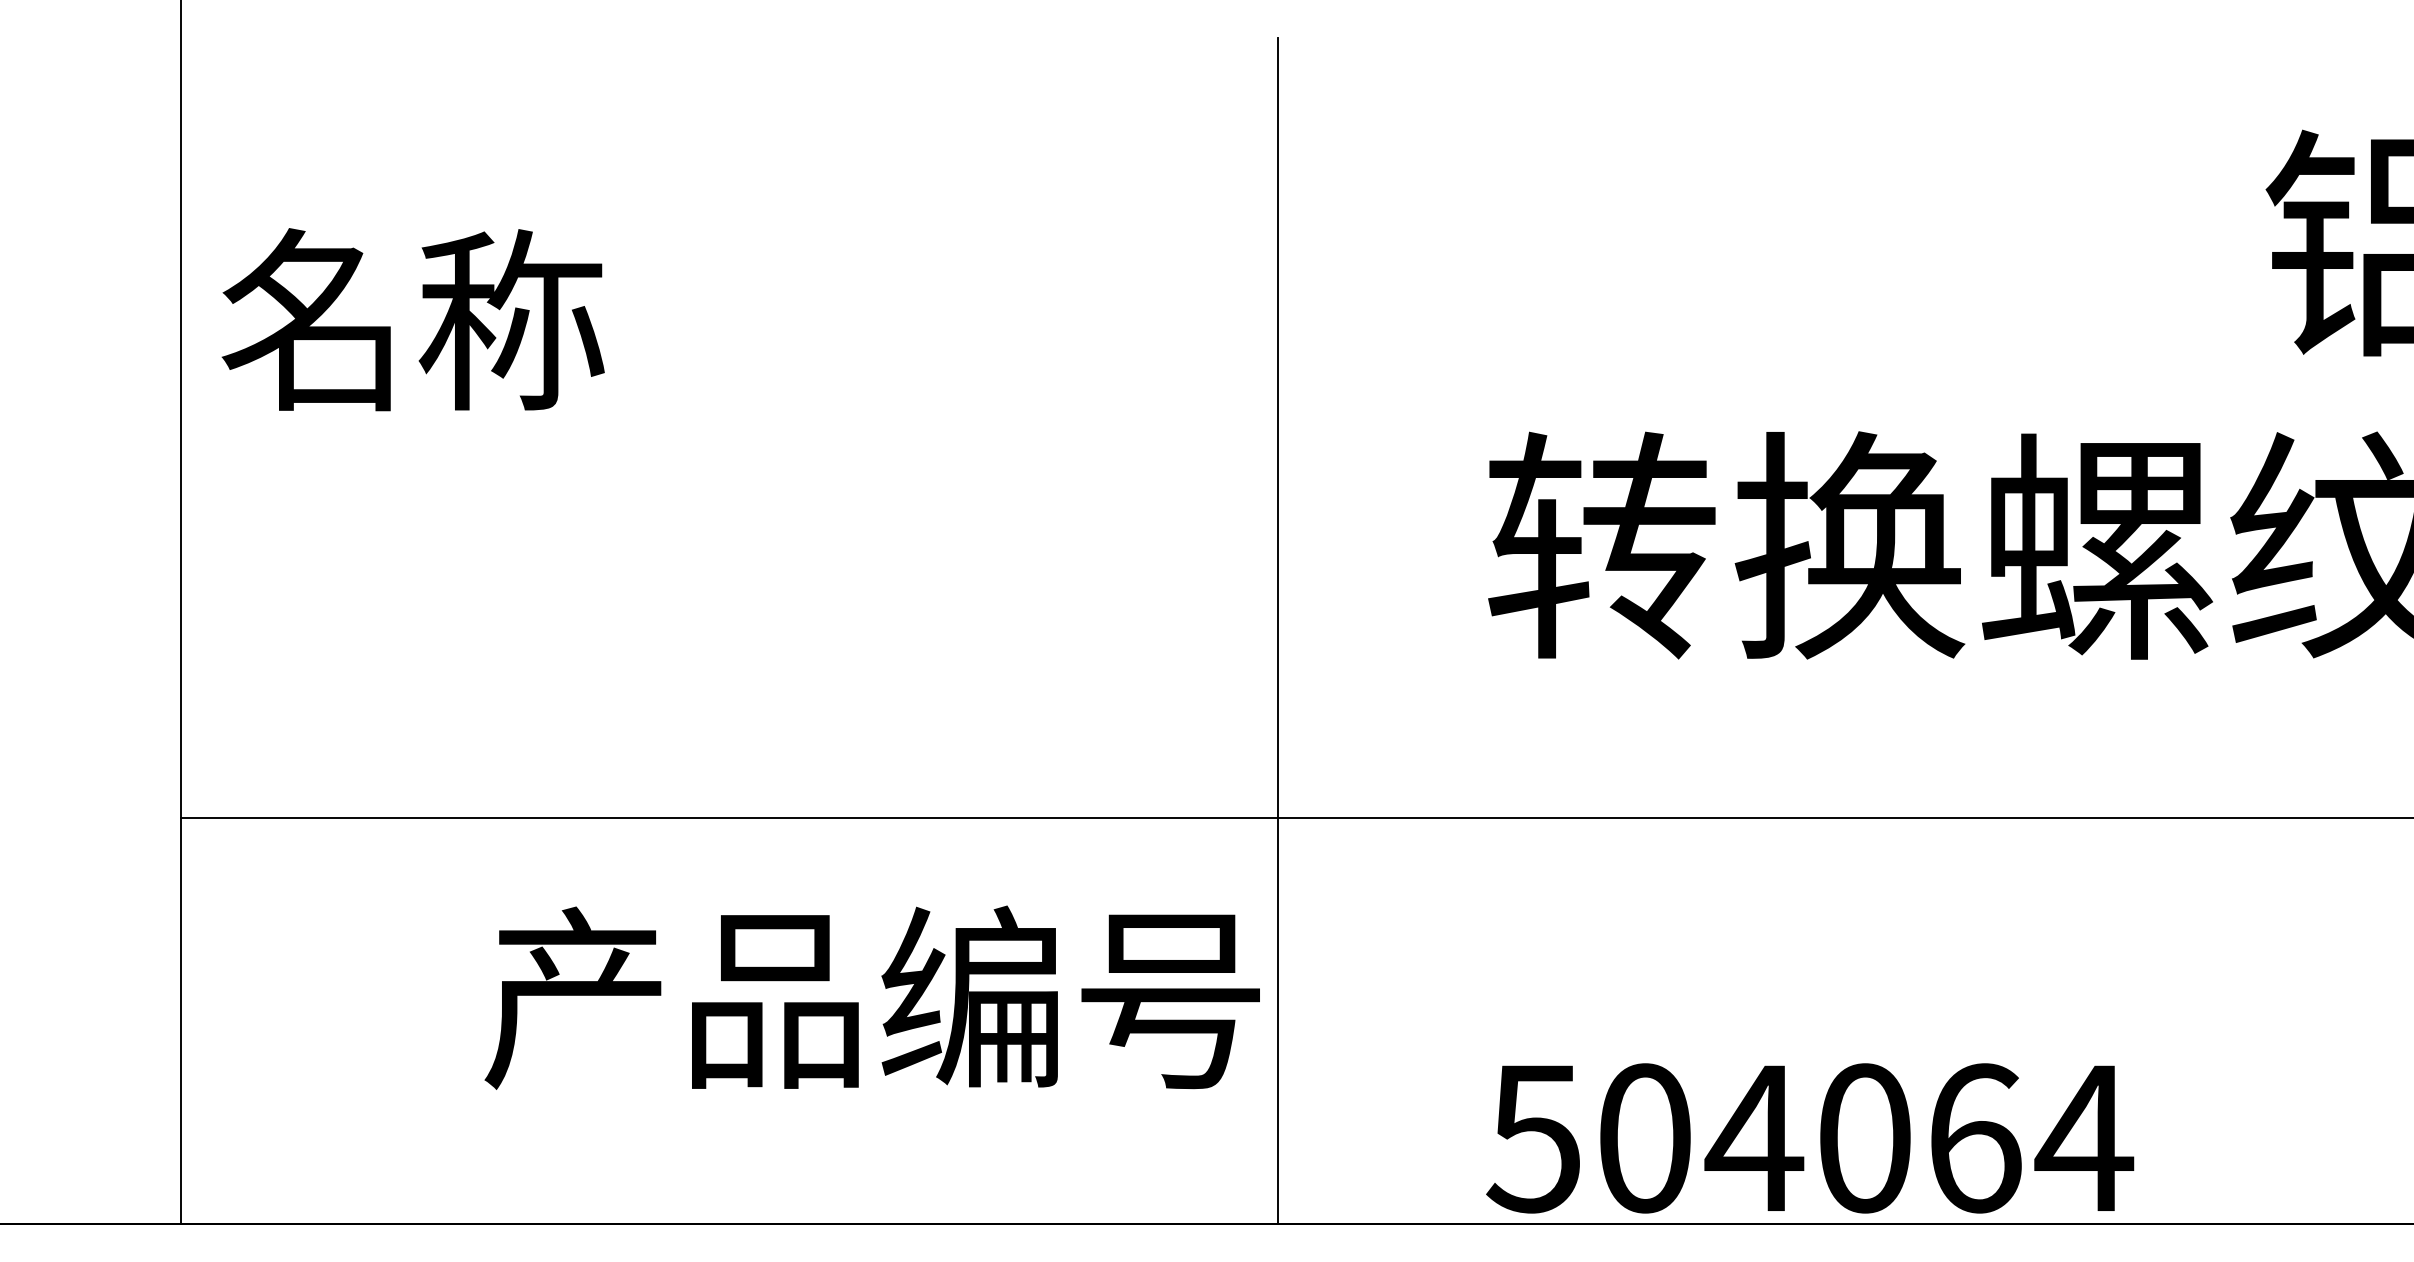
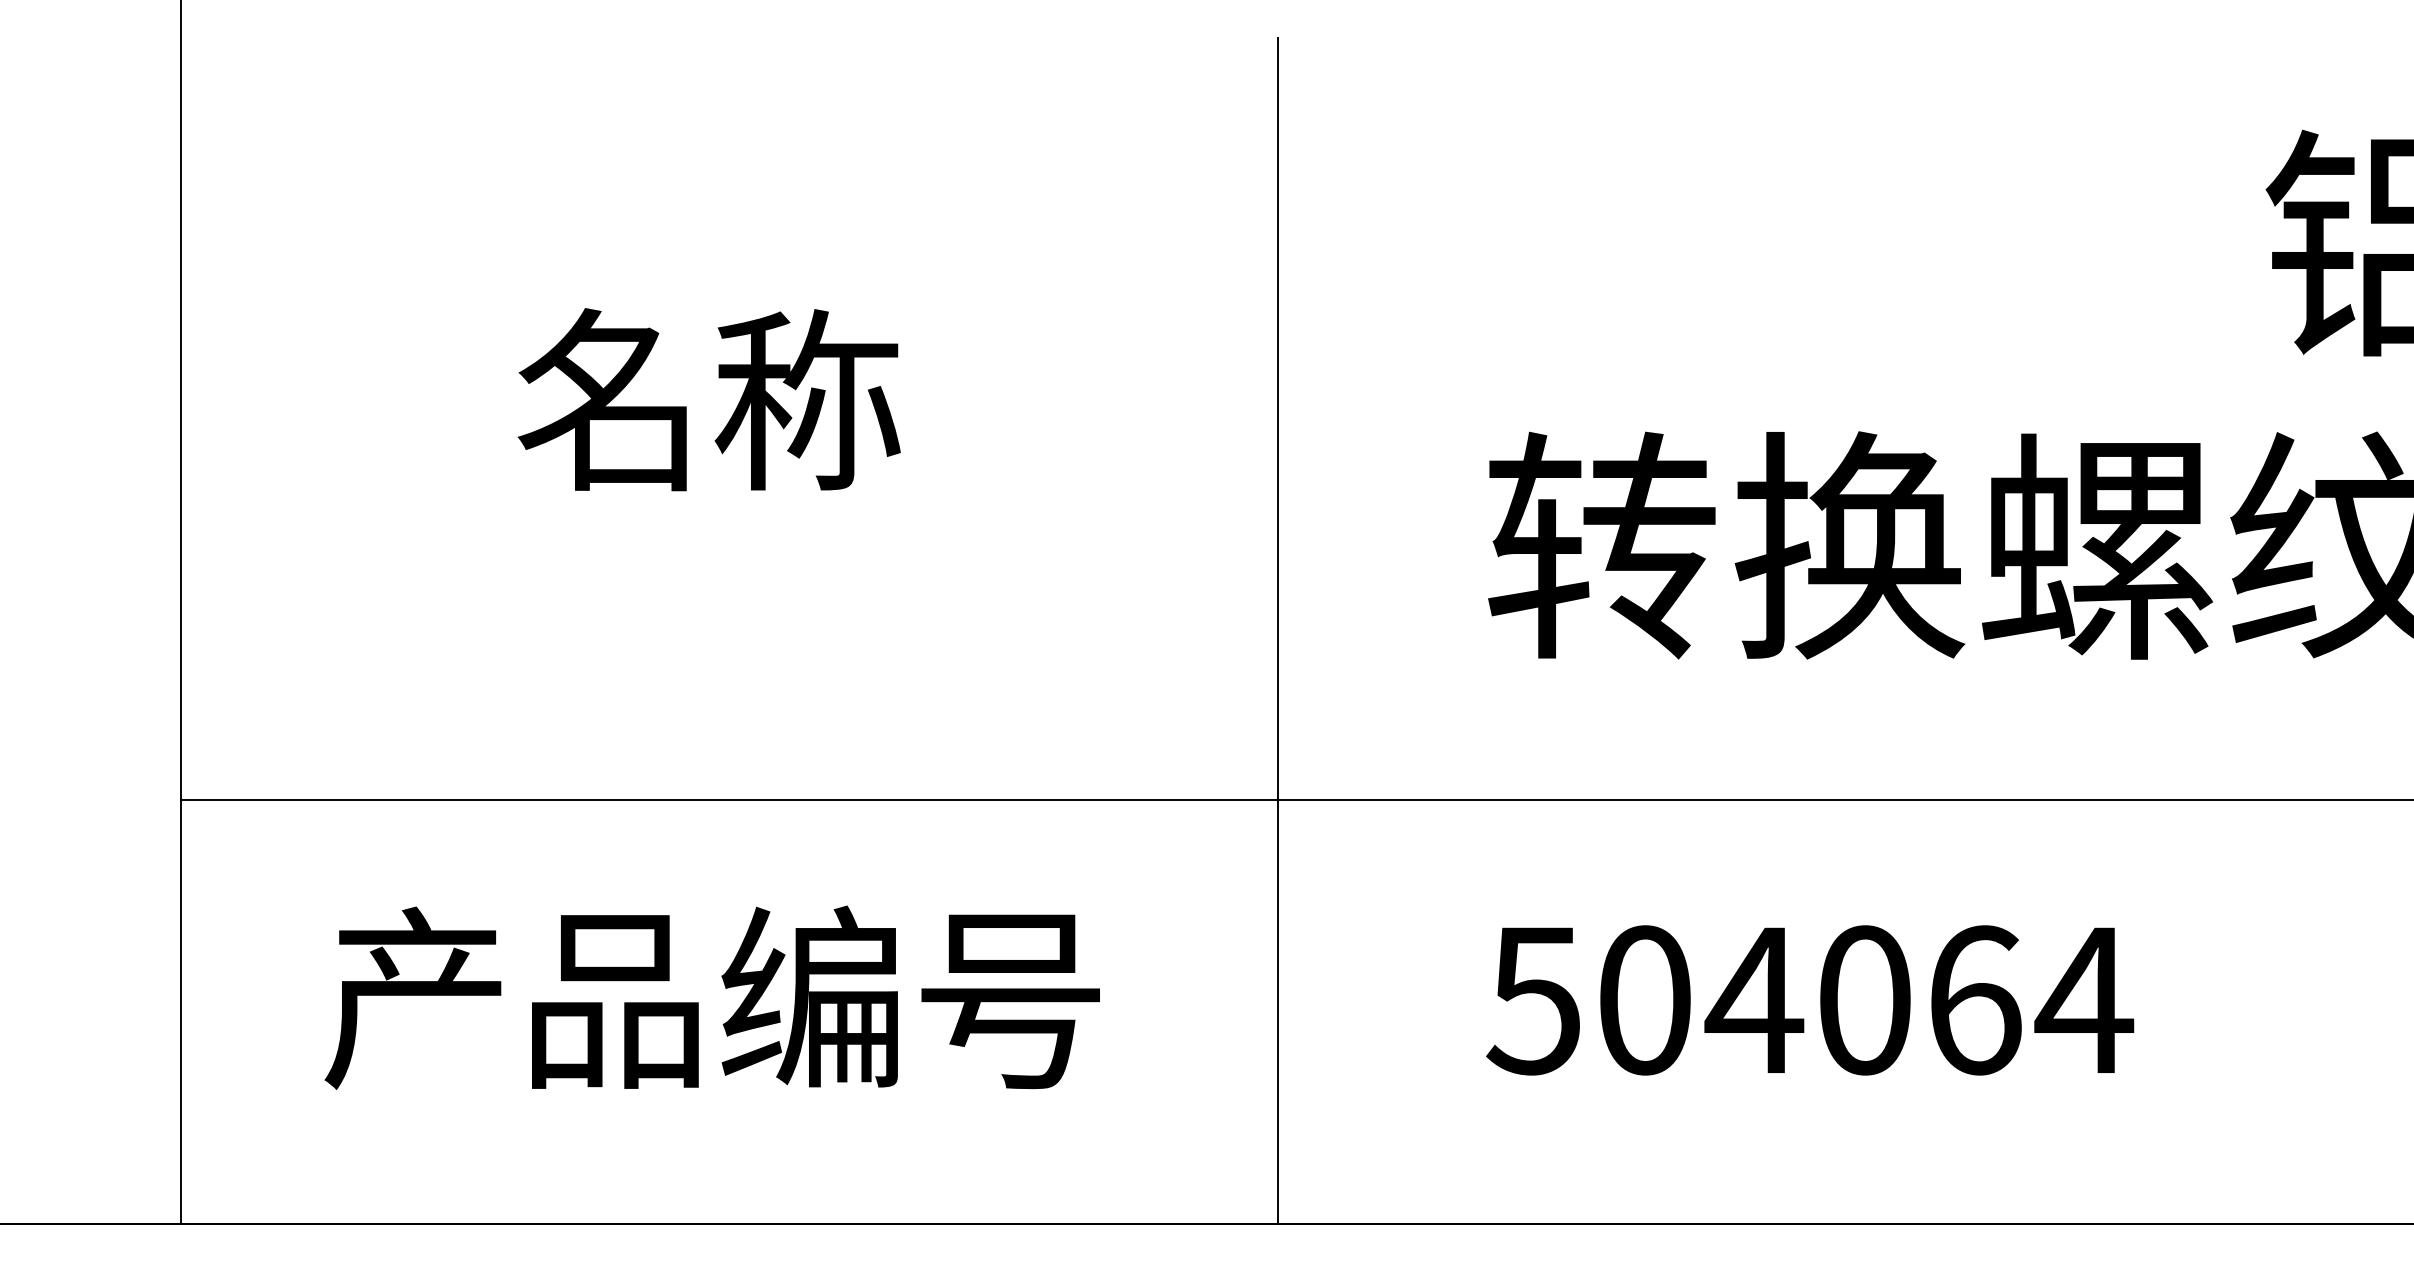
text position: (412, 319) -> (708, 399) (708, 399)
line position: (1295, 817) -> (1295, 799) (1295, 799)
text position: (871, 997) -> (711, 997) (711, 997)
text position: (1810, 1138) -> (1810, 1000) (1810, 1000)
